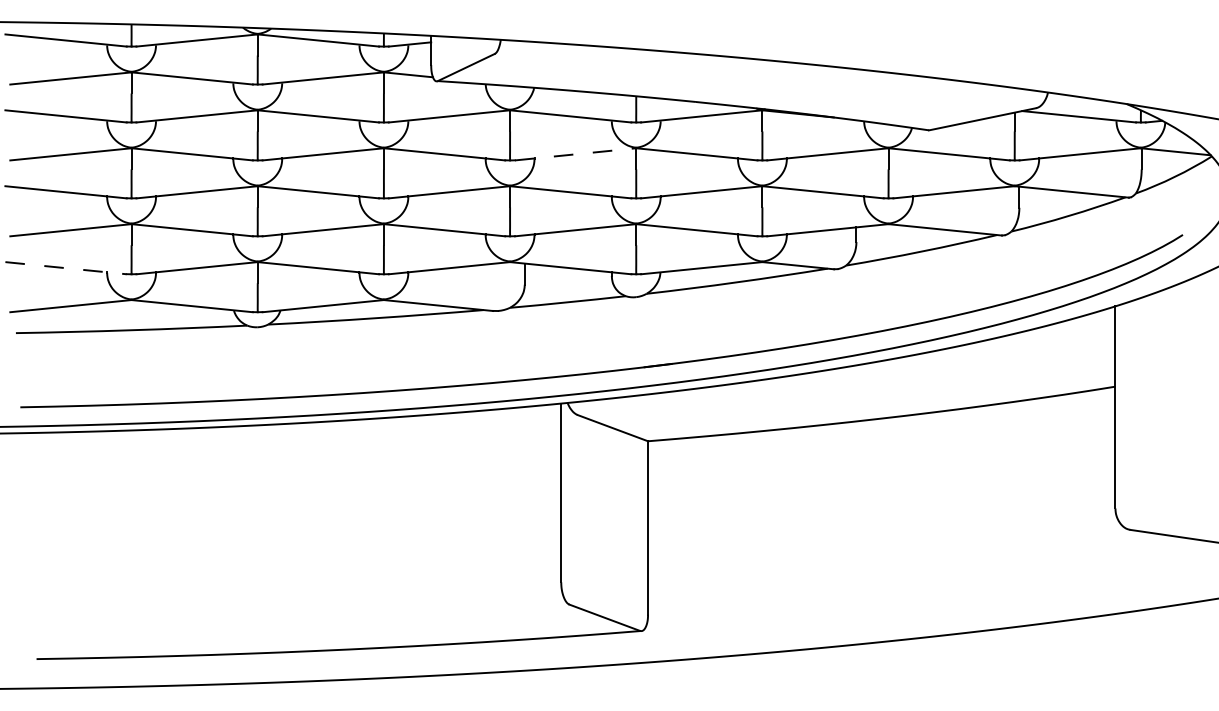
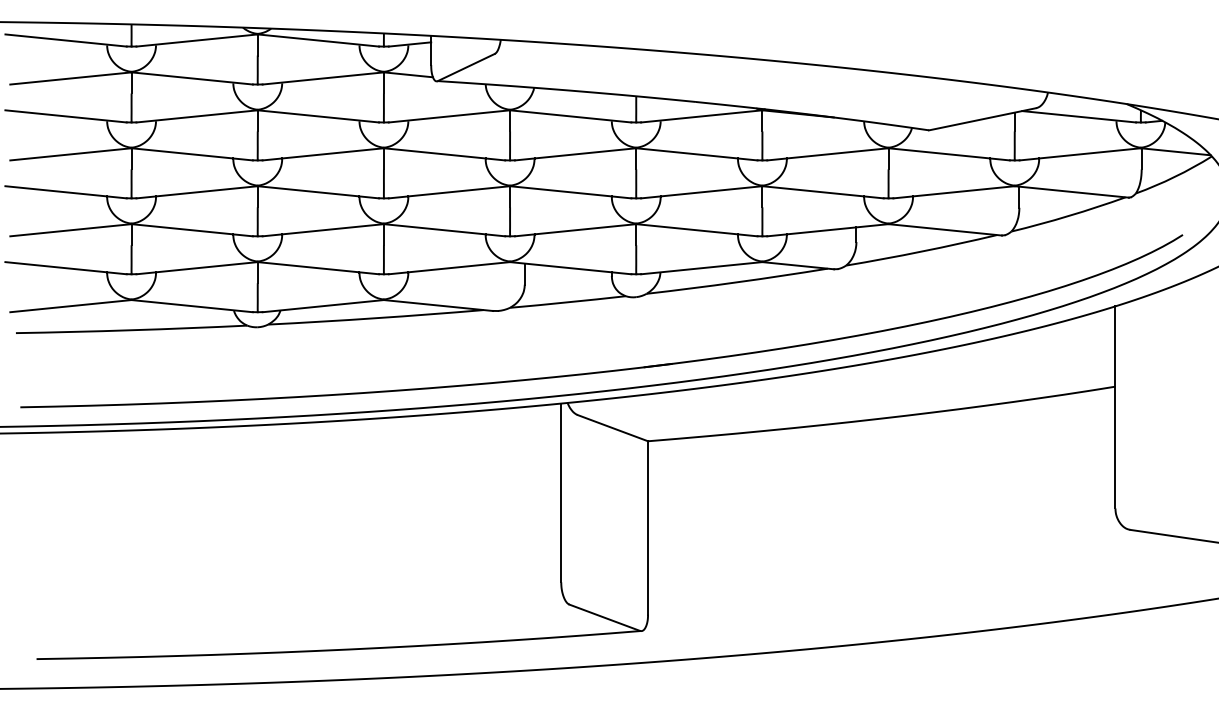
line: dashed -> solid (575, 154)
line: dashed -> solid (66, 268)
